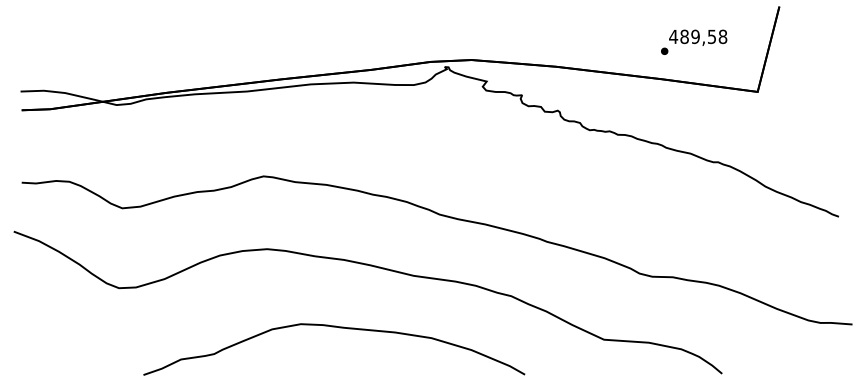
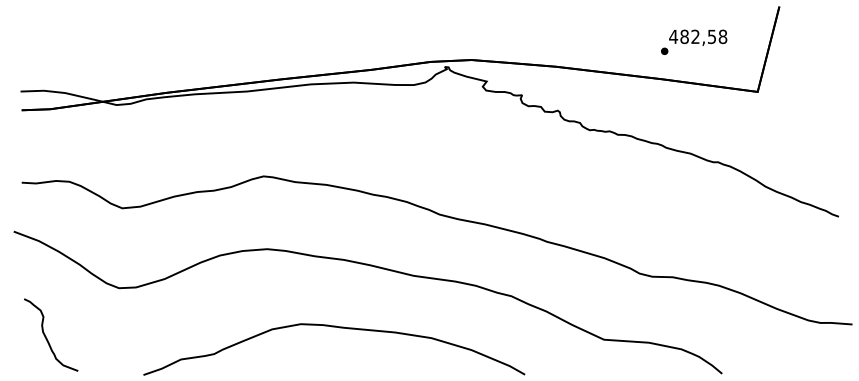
text: 489,58 -> 482,58 (695, 36)
curve: none -> present (46, 336)
